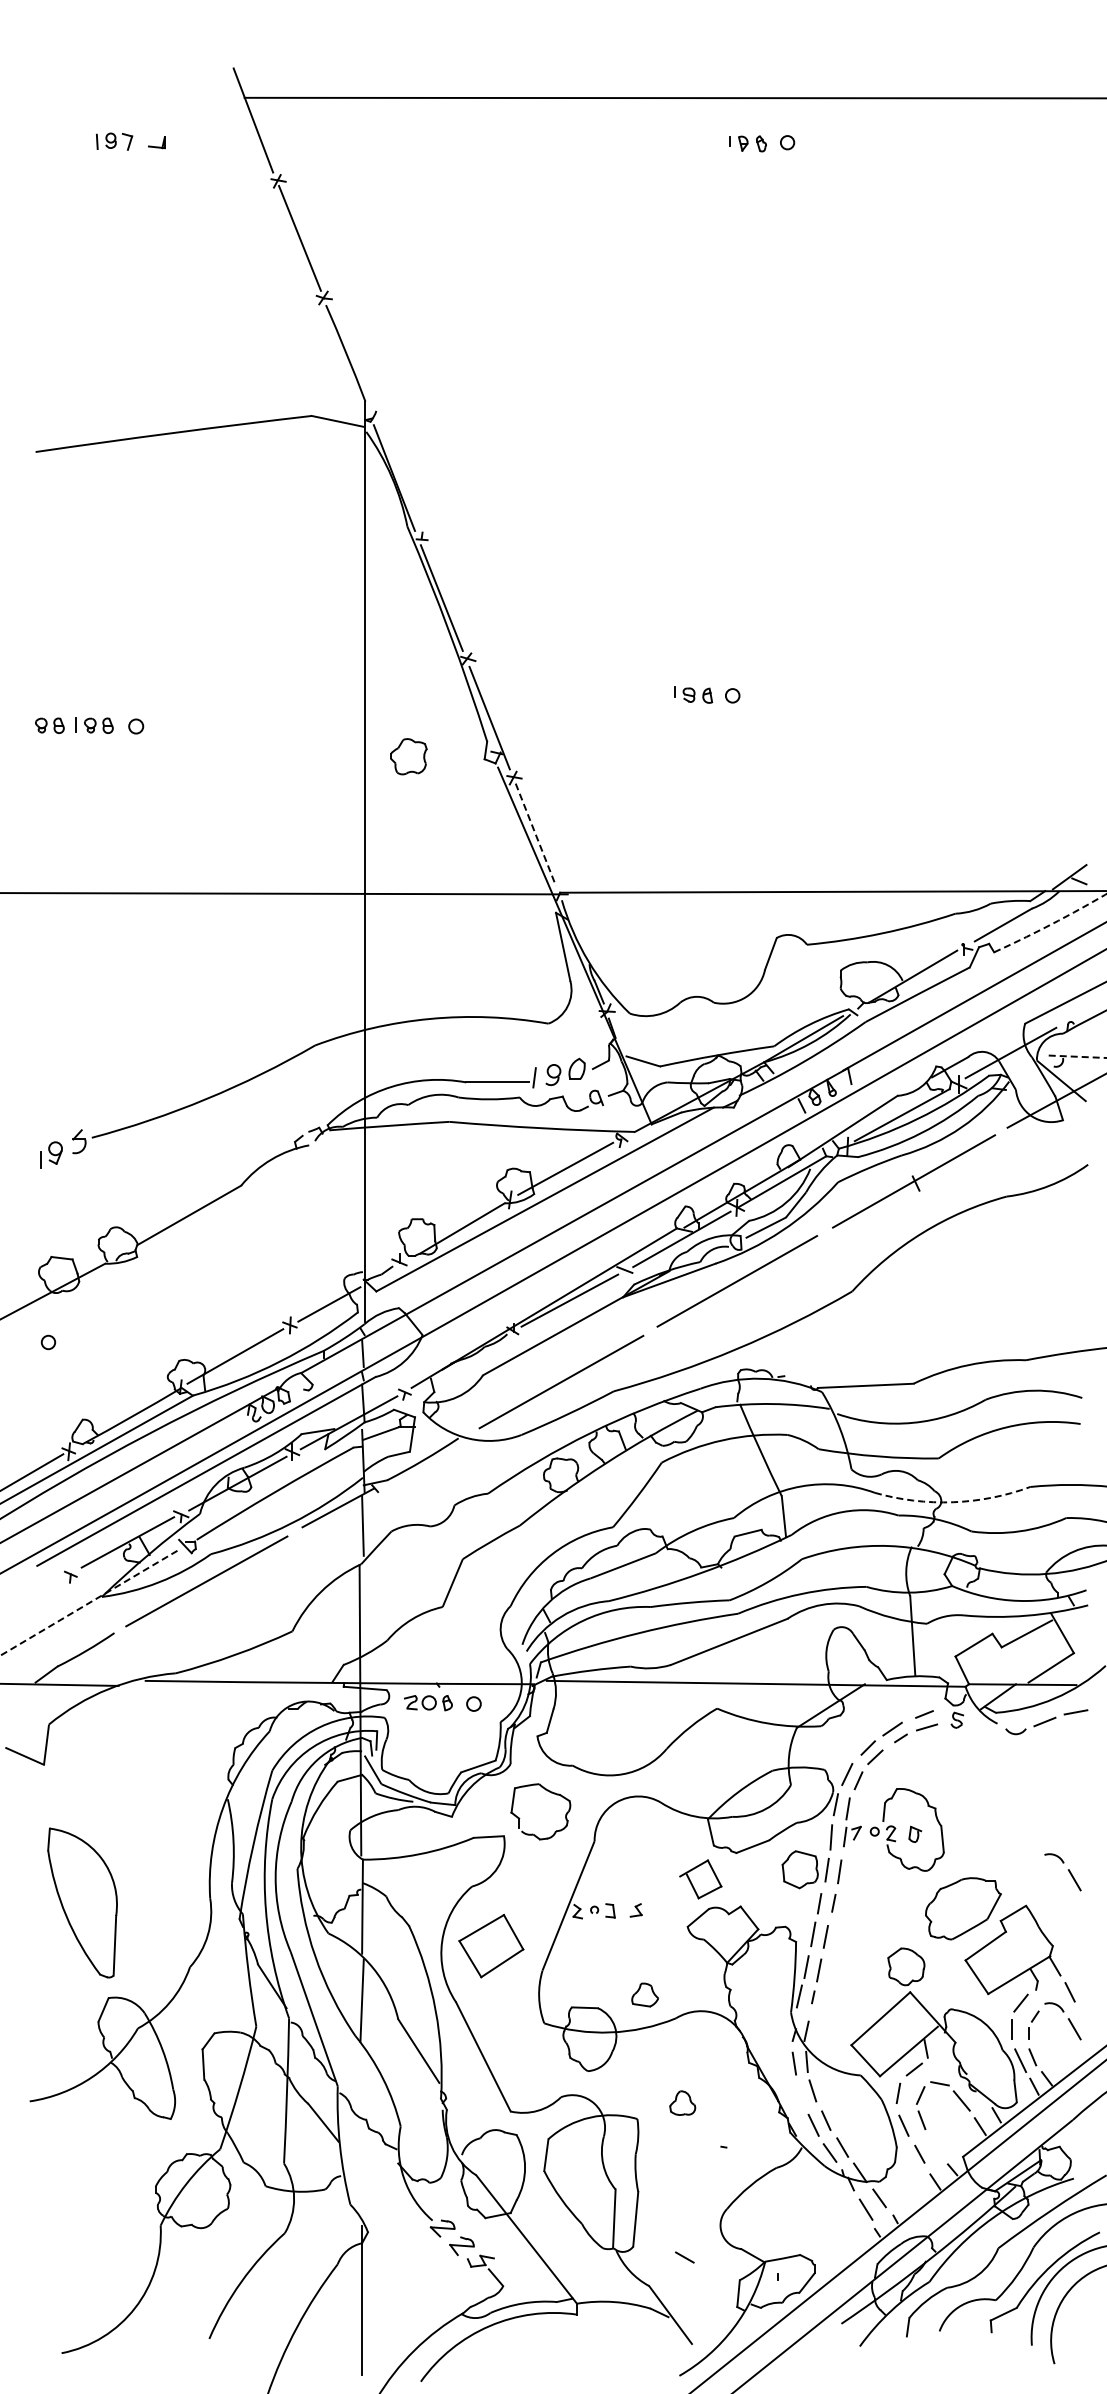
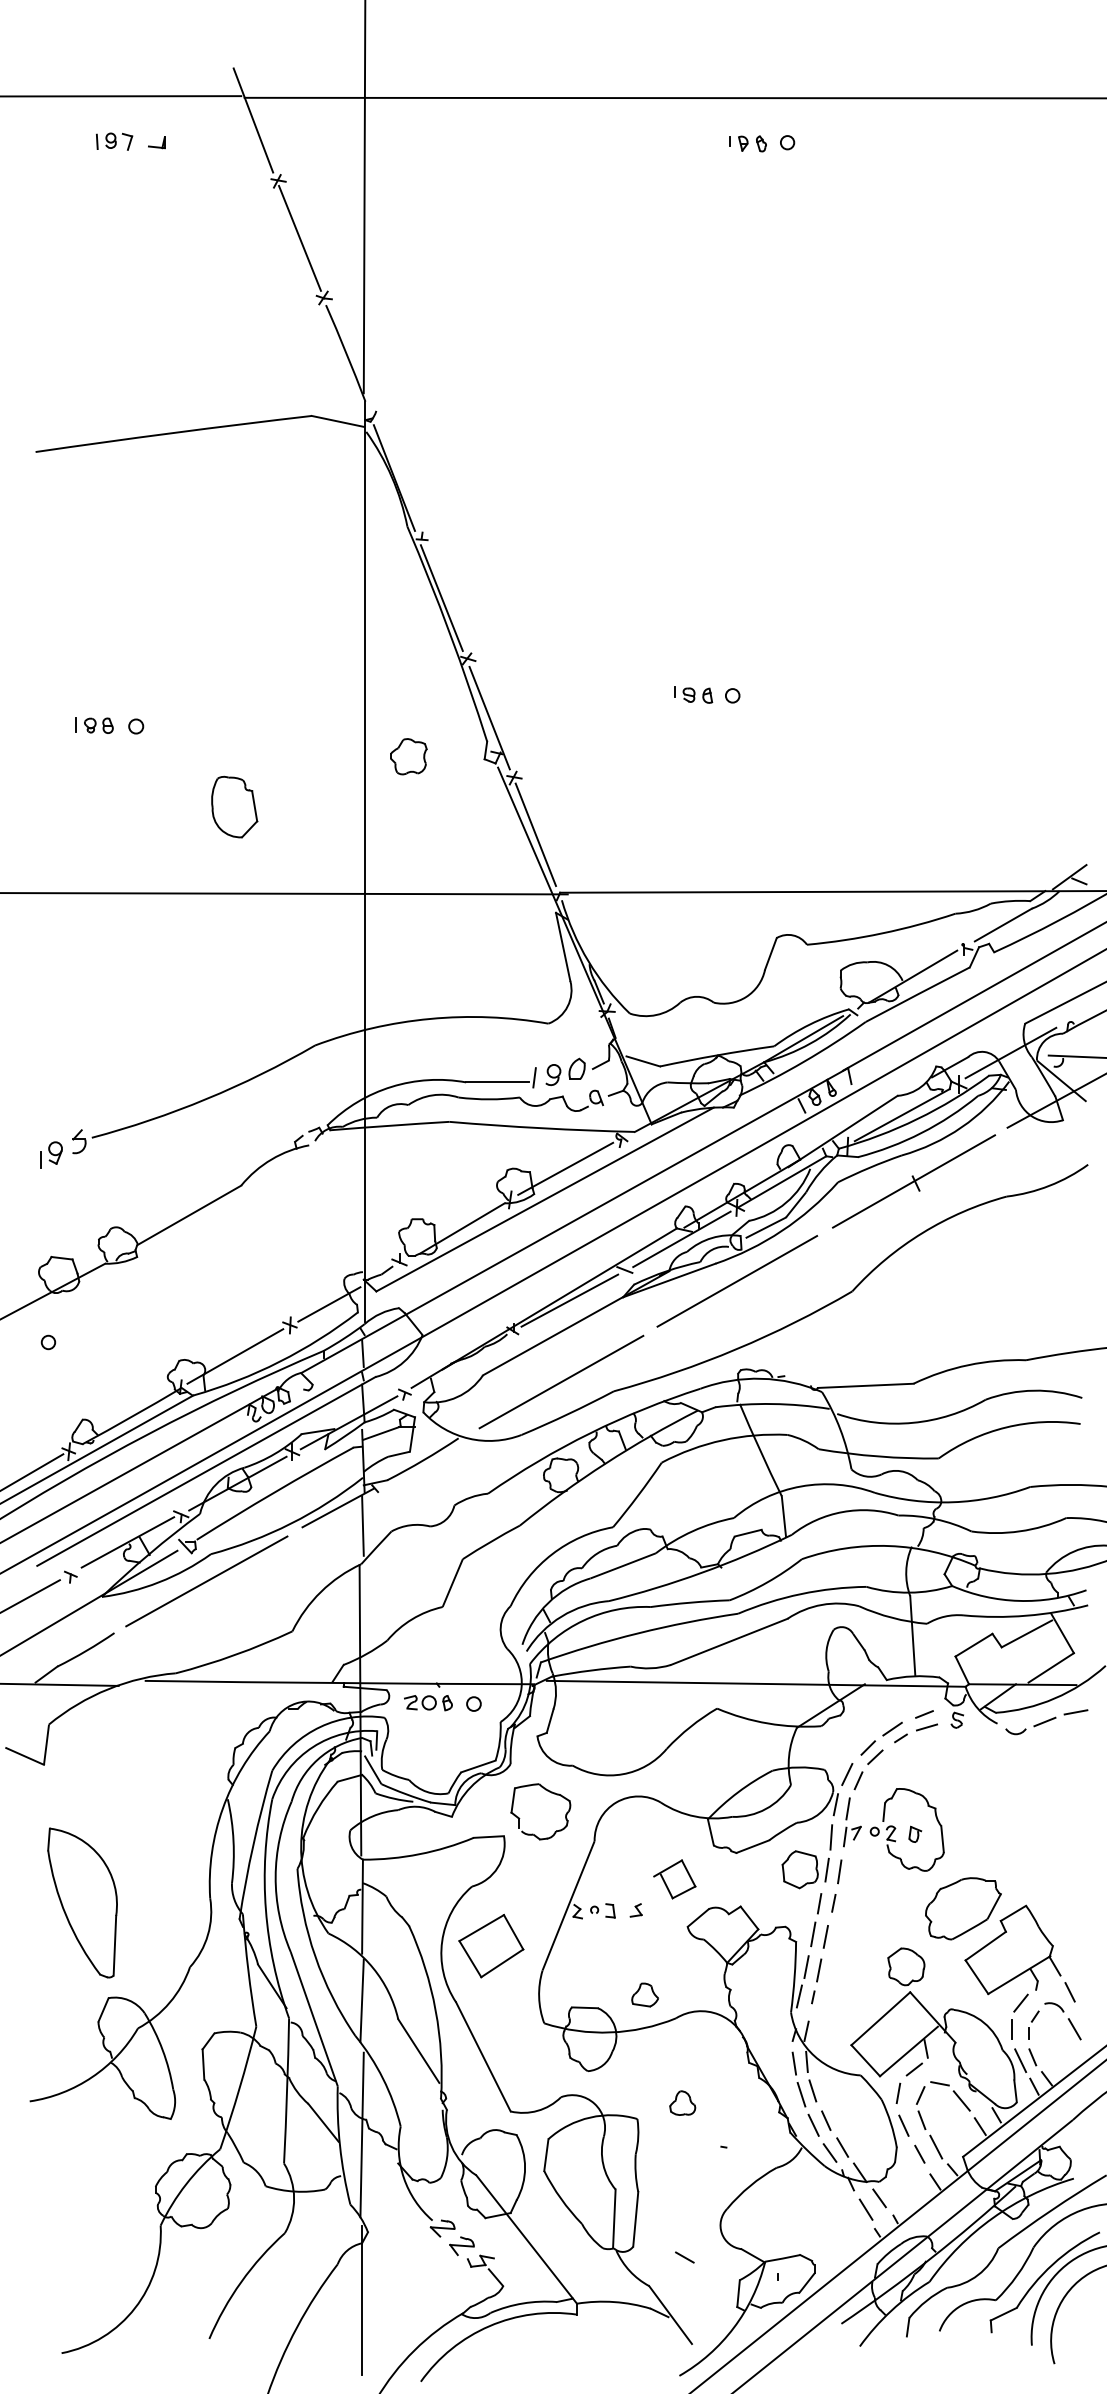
line: none -> present (121, 96)
line: none -> present (364, 197)
part: present -> none (49, 725)
part: none -> present (234, 806)
line: dashed -> solid (536, 835)
arc: dashed -> solid (1052, 923)
line: dashed -> solid (1077, 1056)
arc: dashed -> solid (953, 1502)
line: none -> present (30, 1595)
line: dashed -> solid (89, 1603)
part: present -> none (1062, 1872)
part position: (700, 1879) -> (674, 1879) (674, 1879)
line: none -> present (801, 2094)
line: none -> present (361, 2134)
line: none -> present (936, 2146)
